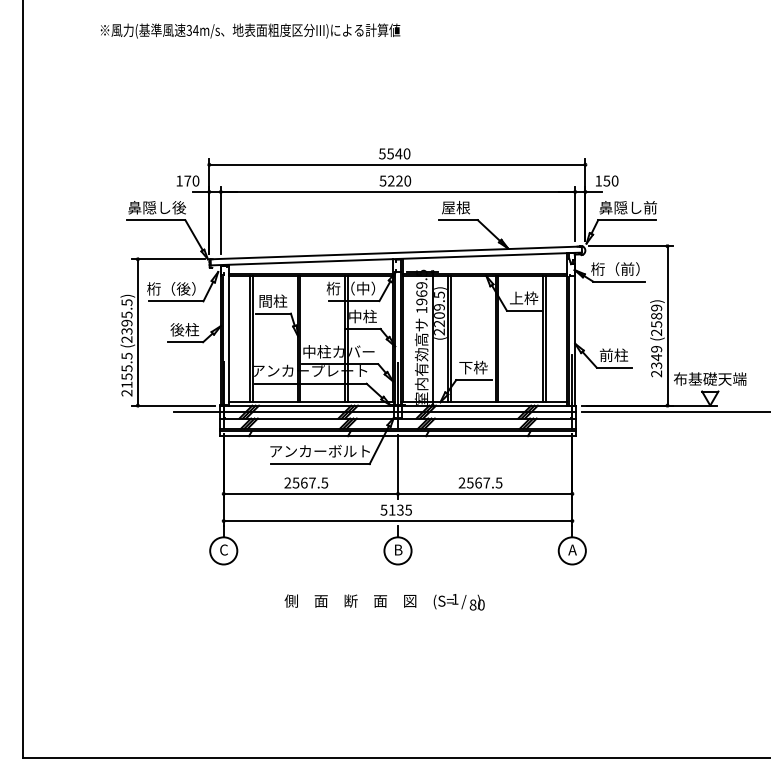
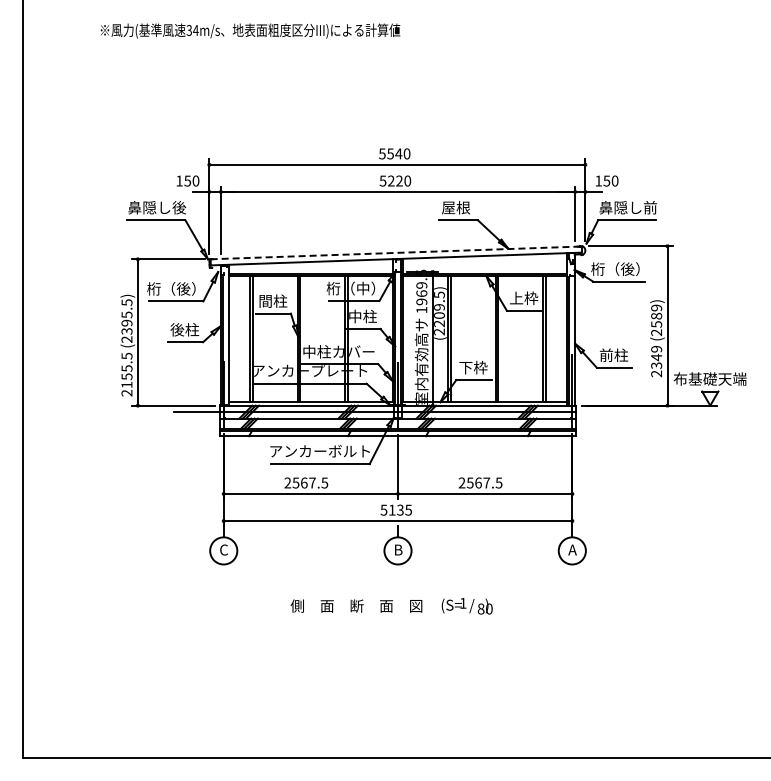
text: 170 -> 150 (187, 180)
line: solid -> dashed (396, 252)
text: 桁（前） -> 桁（後） (627, 268)
line: present -> none (674, 412)
text position: (350, 600) -> (356, 605) (356, 605)
text position: (458, 602) -> (466, 606) (466, 606)
